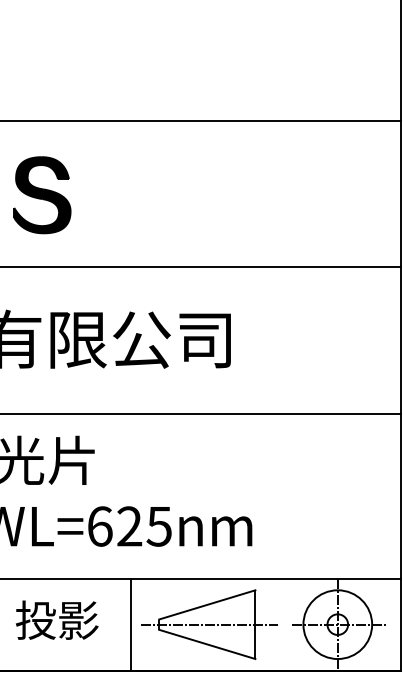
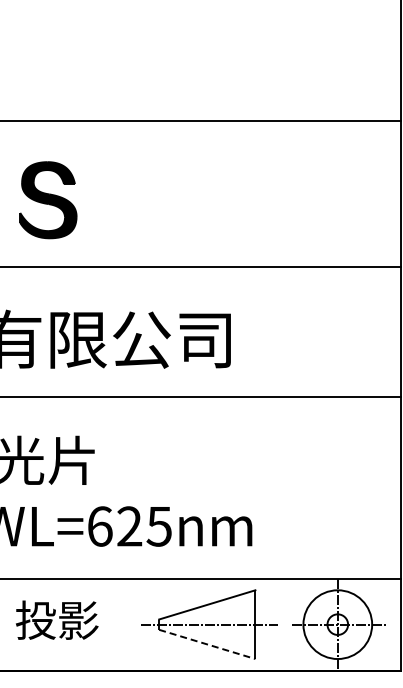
part position: (42, 195) -> (48, 200) (48, 200)
line position: (200, 413) -> (200, 396) (200, 396)
line: present -> none (131, 624)
line: solid -> dashed (207, 644)
